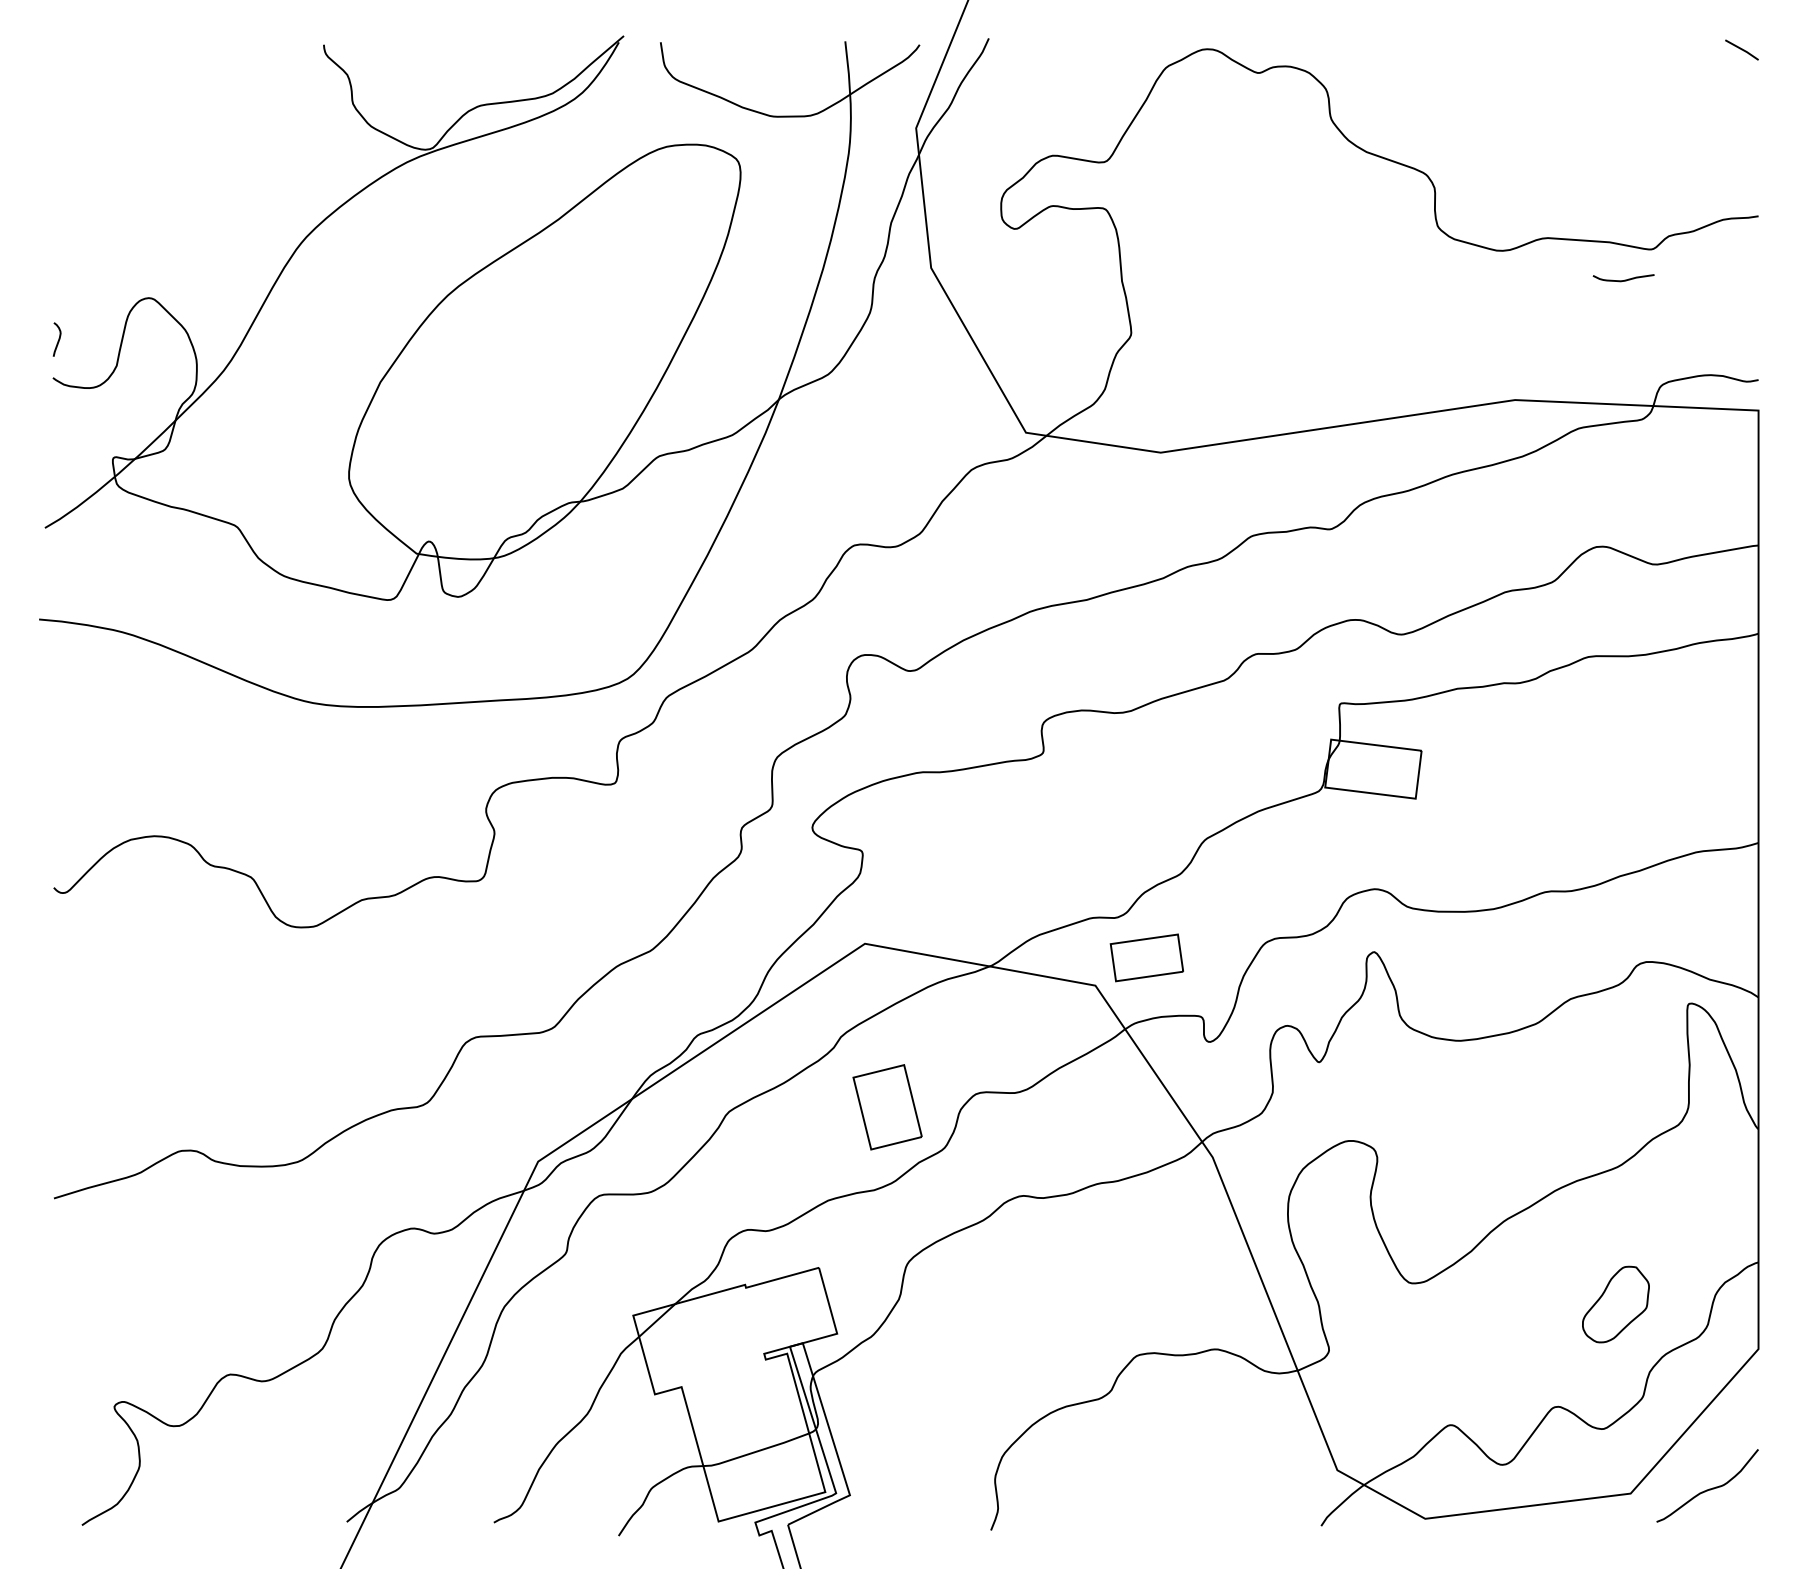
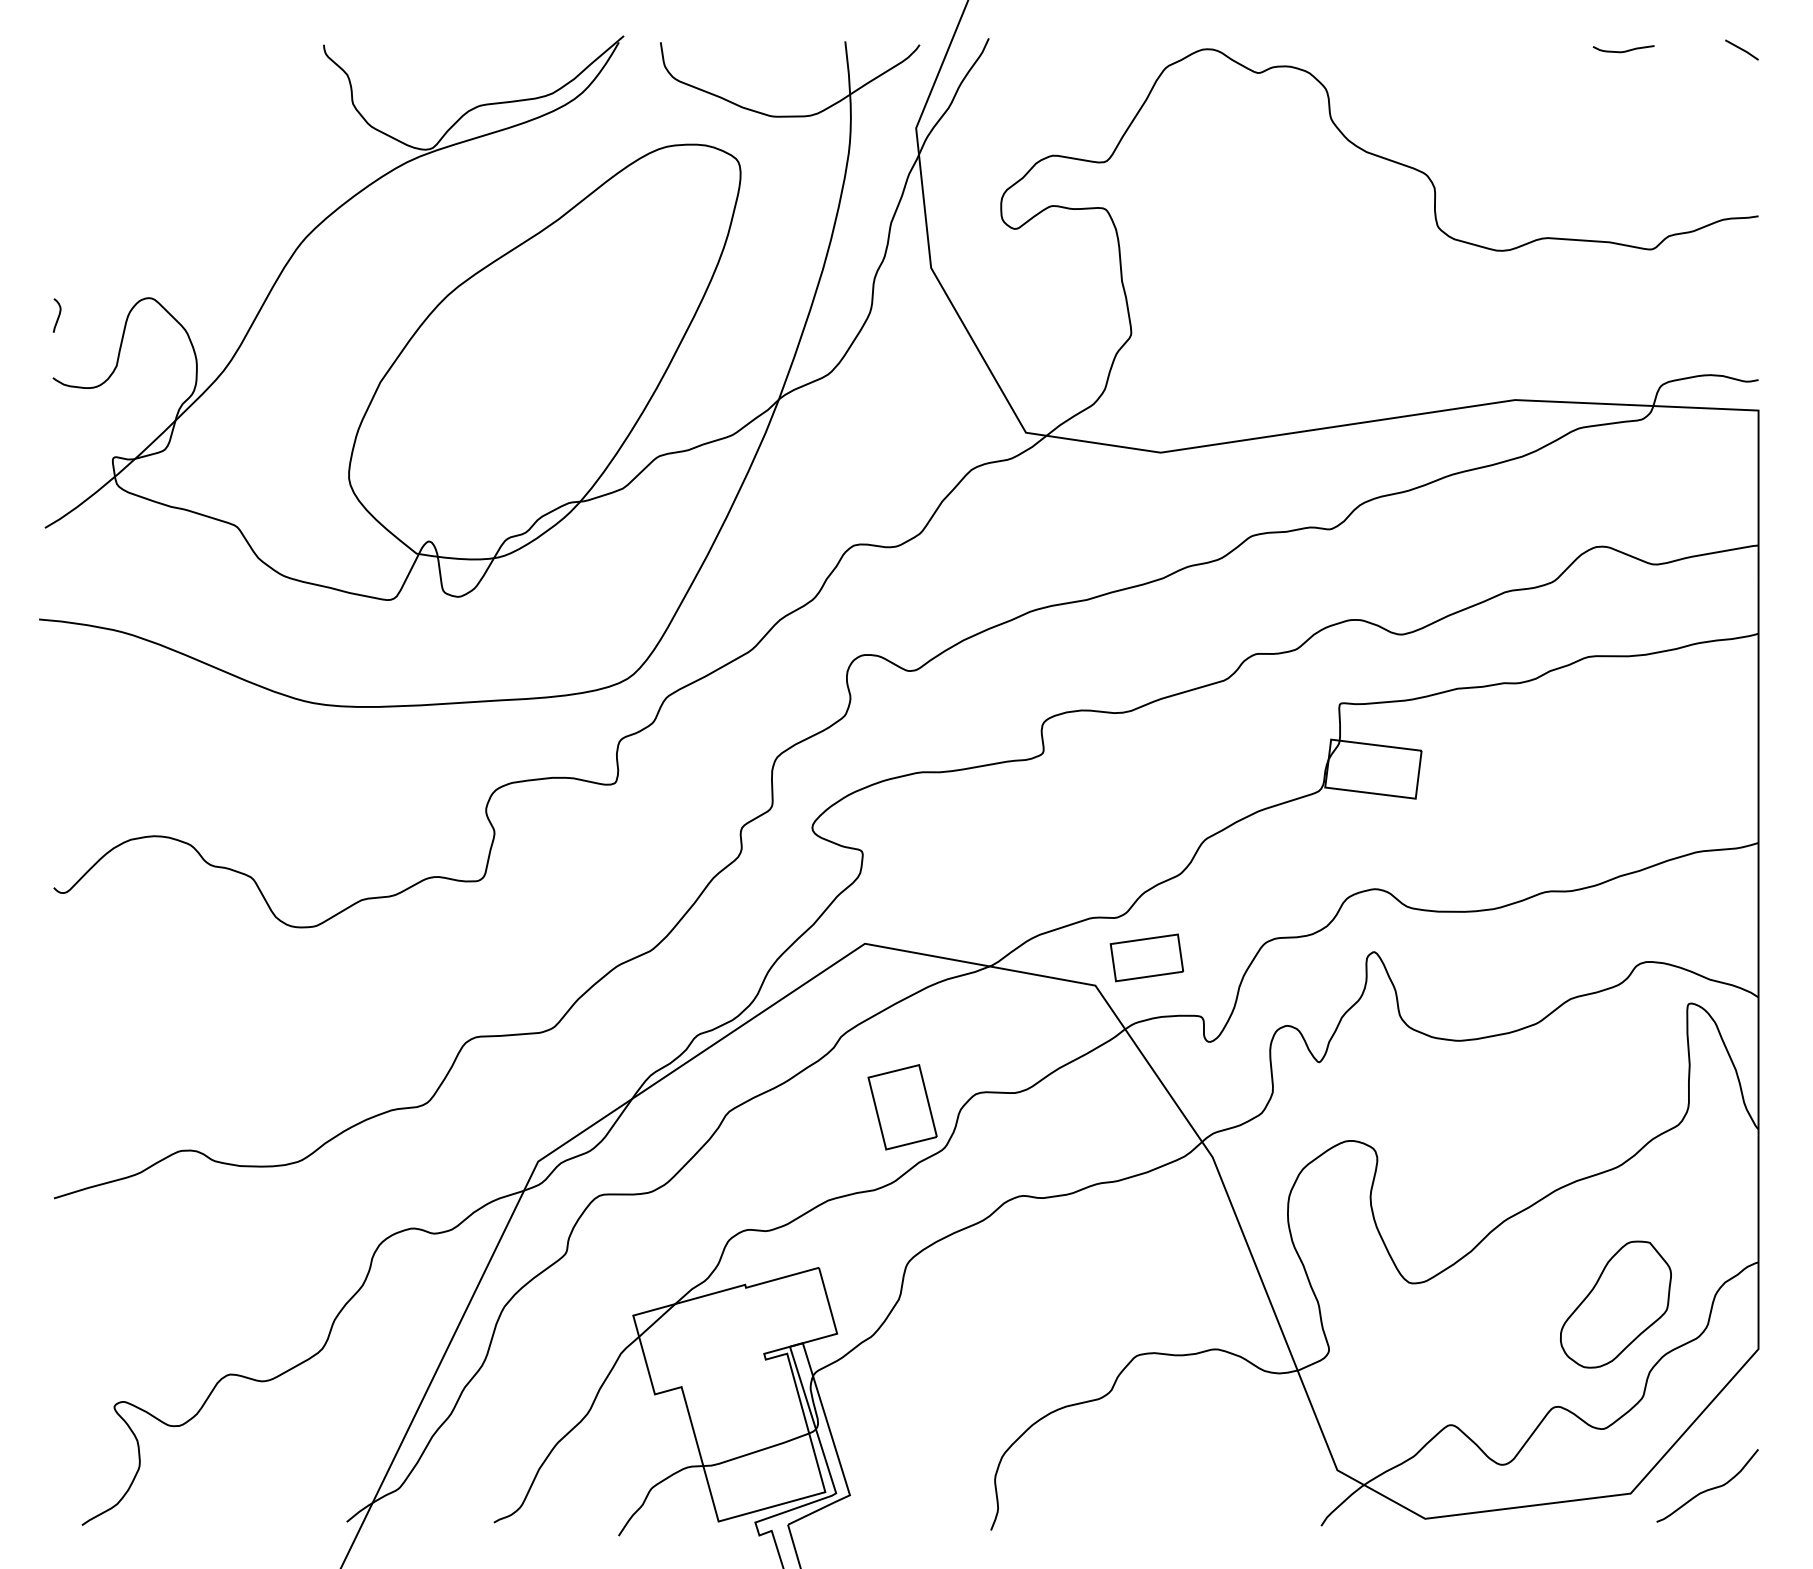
curve position: (1624, 279) -> (1624, 50) (1624, 50)
curve position: (58, 339) -> (58, 315) (58, 315)
part position: (887, 1107) -> (902, 1107) (902, 1107)
part size: 68x79 px -> 112x129 px (1615, 1304)
